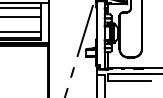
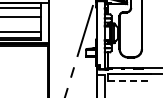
line: solid -> dashed (129, 81)
